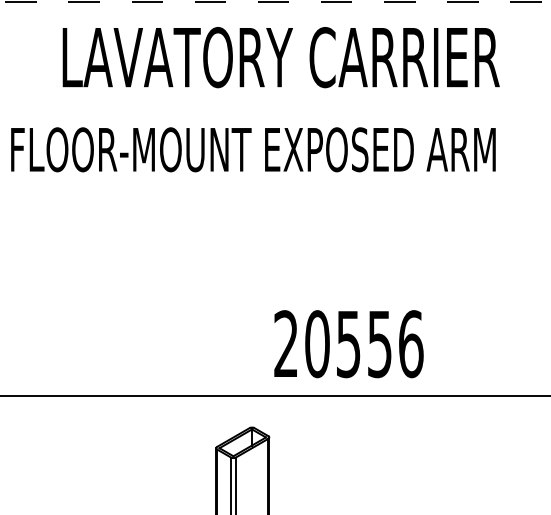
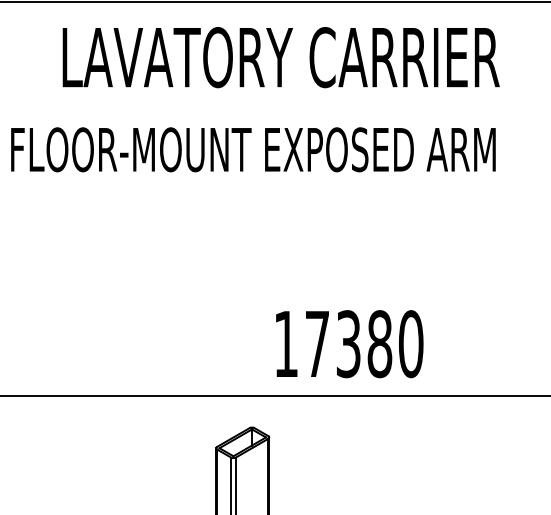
line: dashed -> solid (275, 1)
text: 20556 -> 17380 (348, 344)
